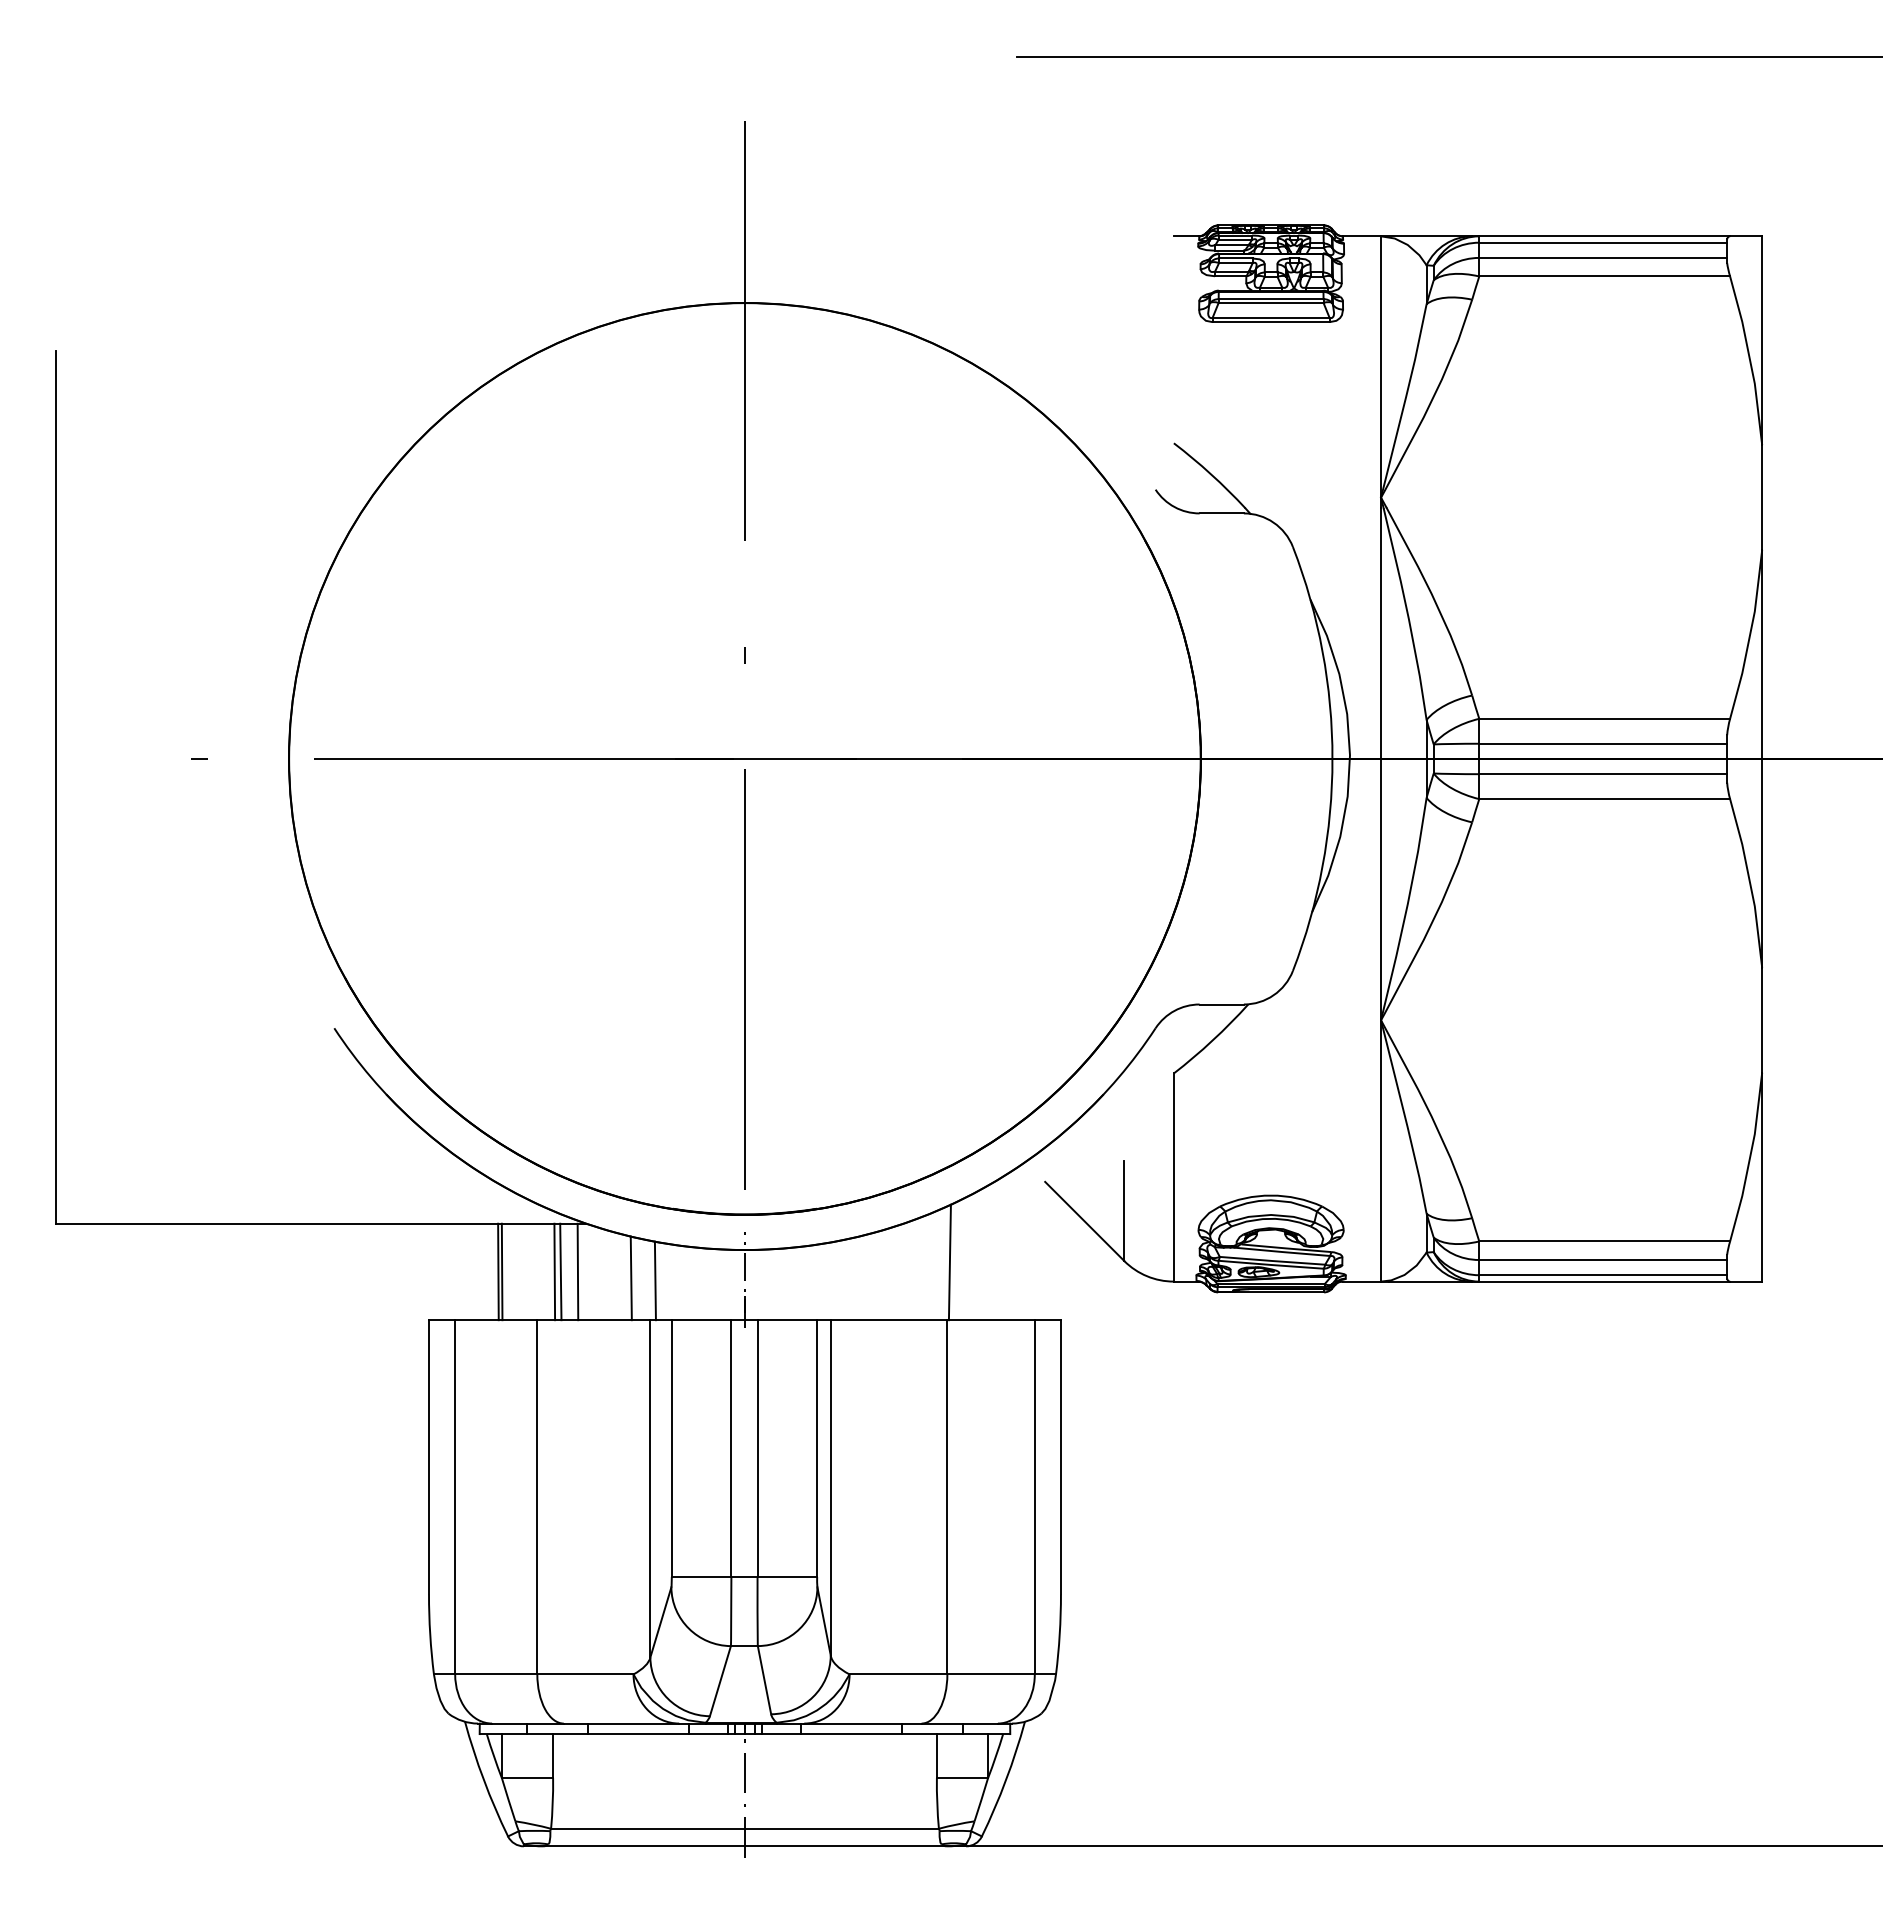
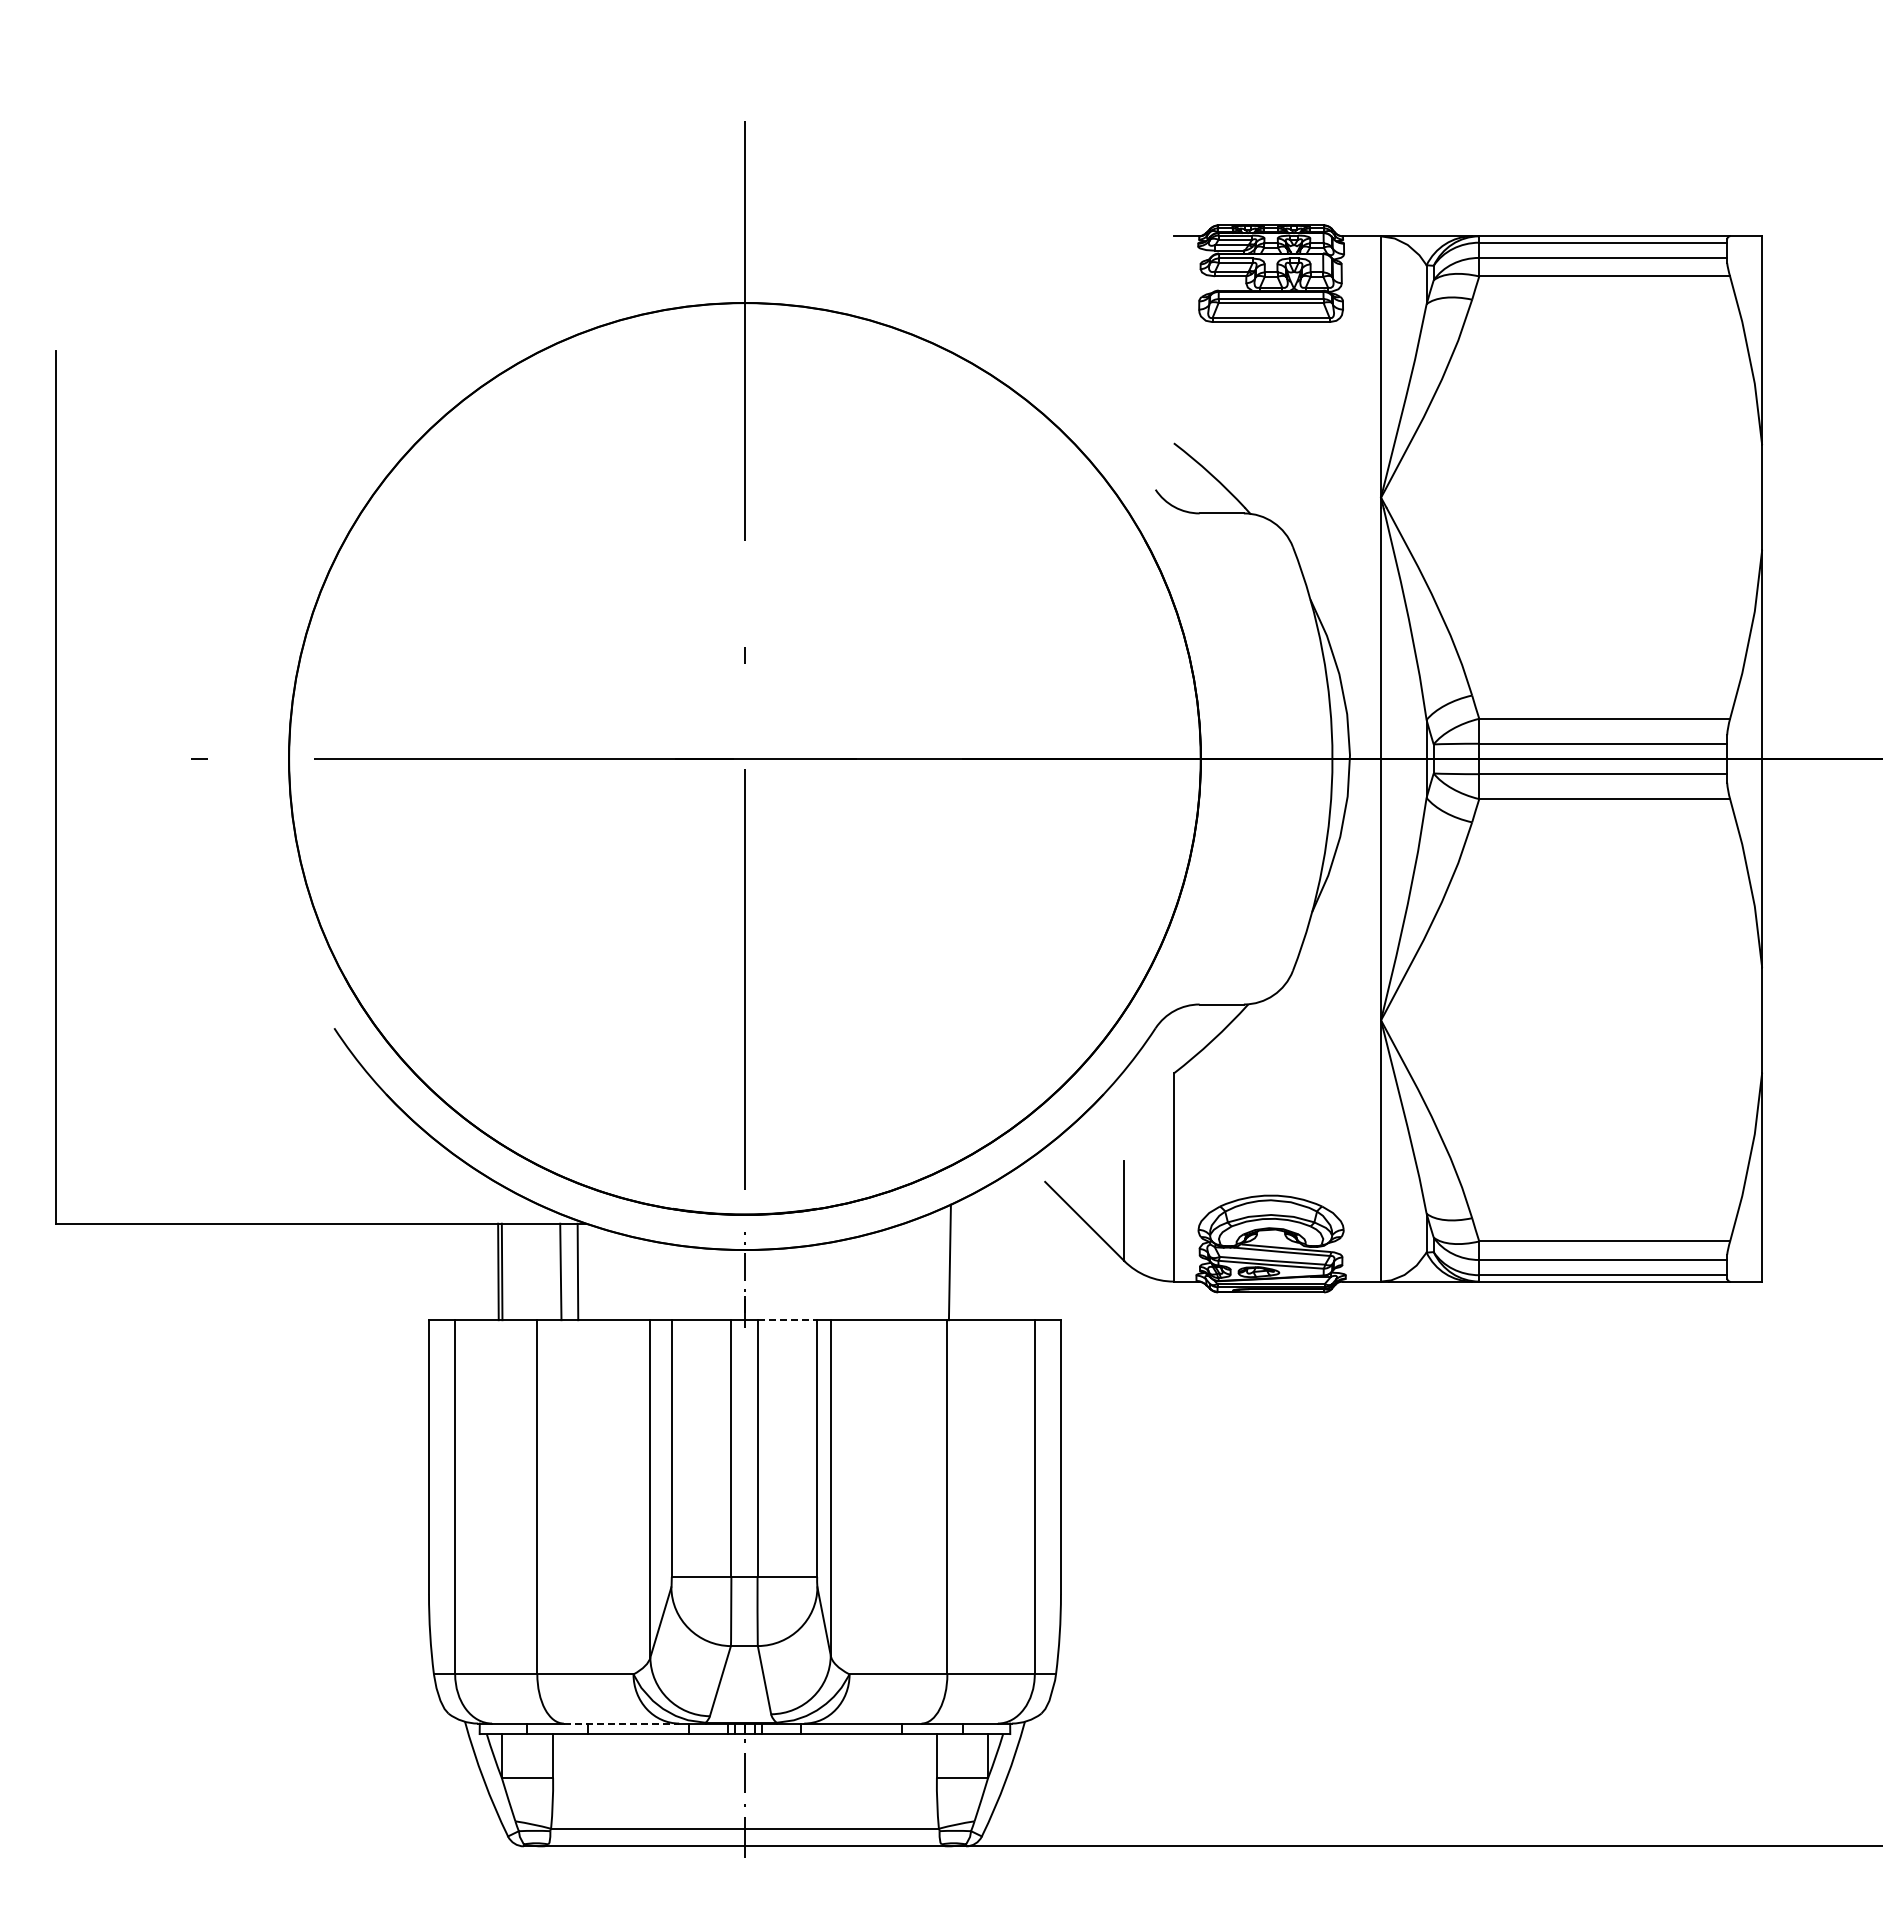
line: present -> none (1447, 57)
line: present -> none (554, 1271)
line: present -> none (630, 1278)
line: present -> none (654, 1280)
line: solid -> dashed (787, 1320)
line: solid -> dashed (621, 1723)
